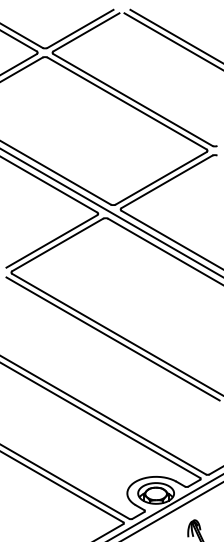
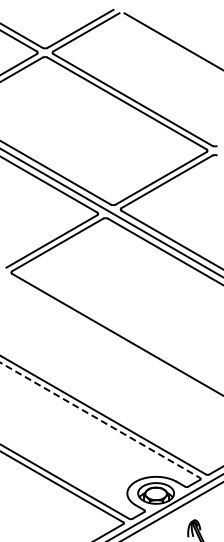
line: present -> none (175, 35)
line: present -> none (112, 338)
line: solid -> dashed (100, 420)
